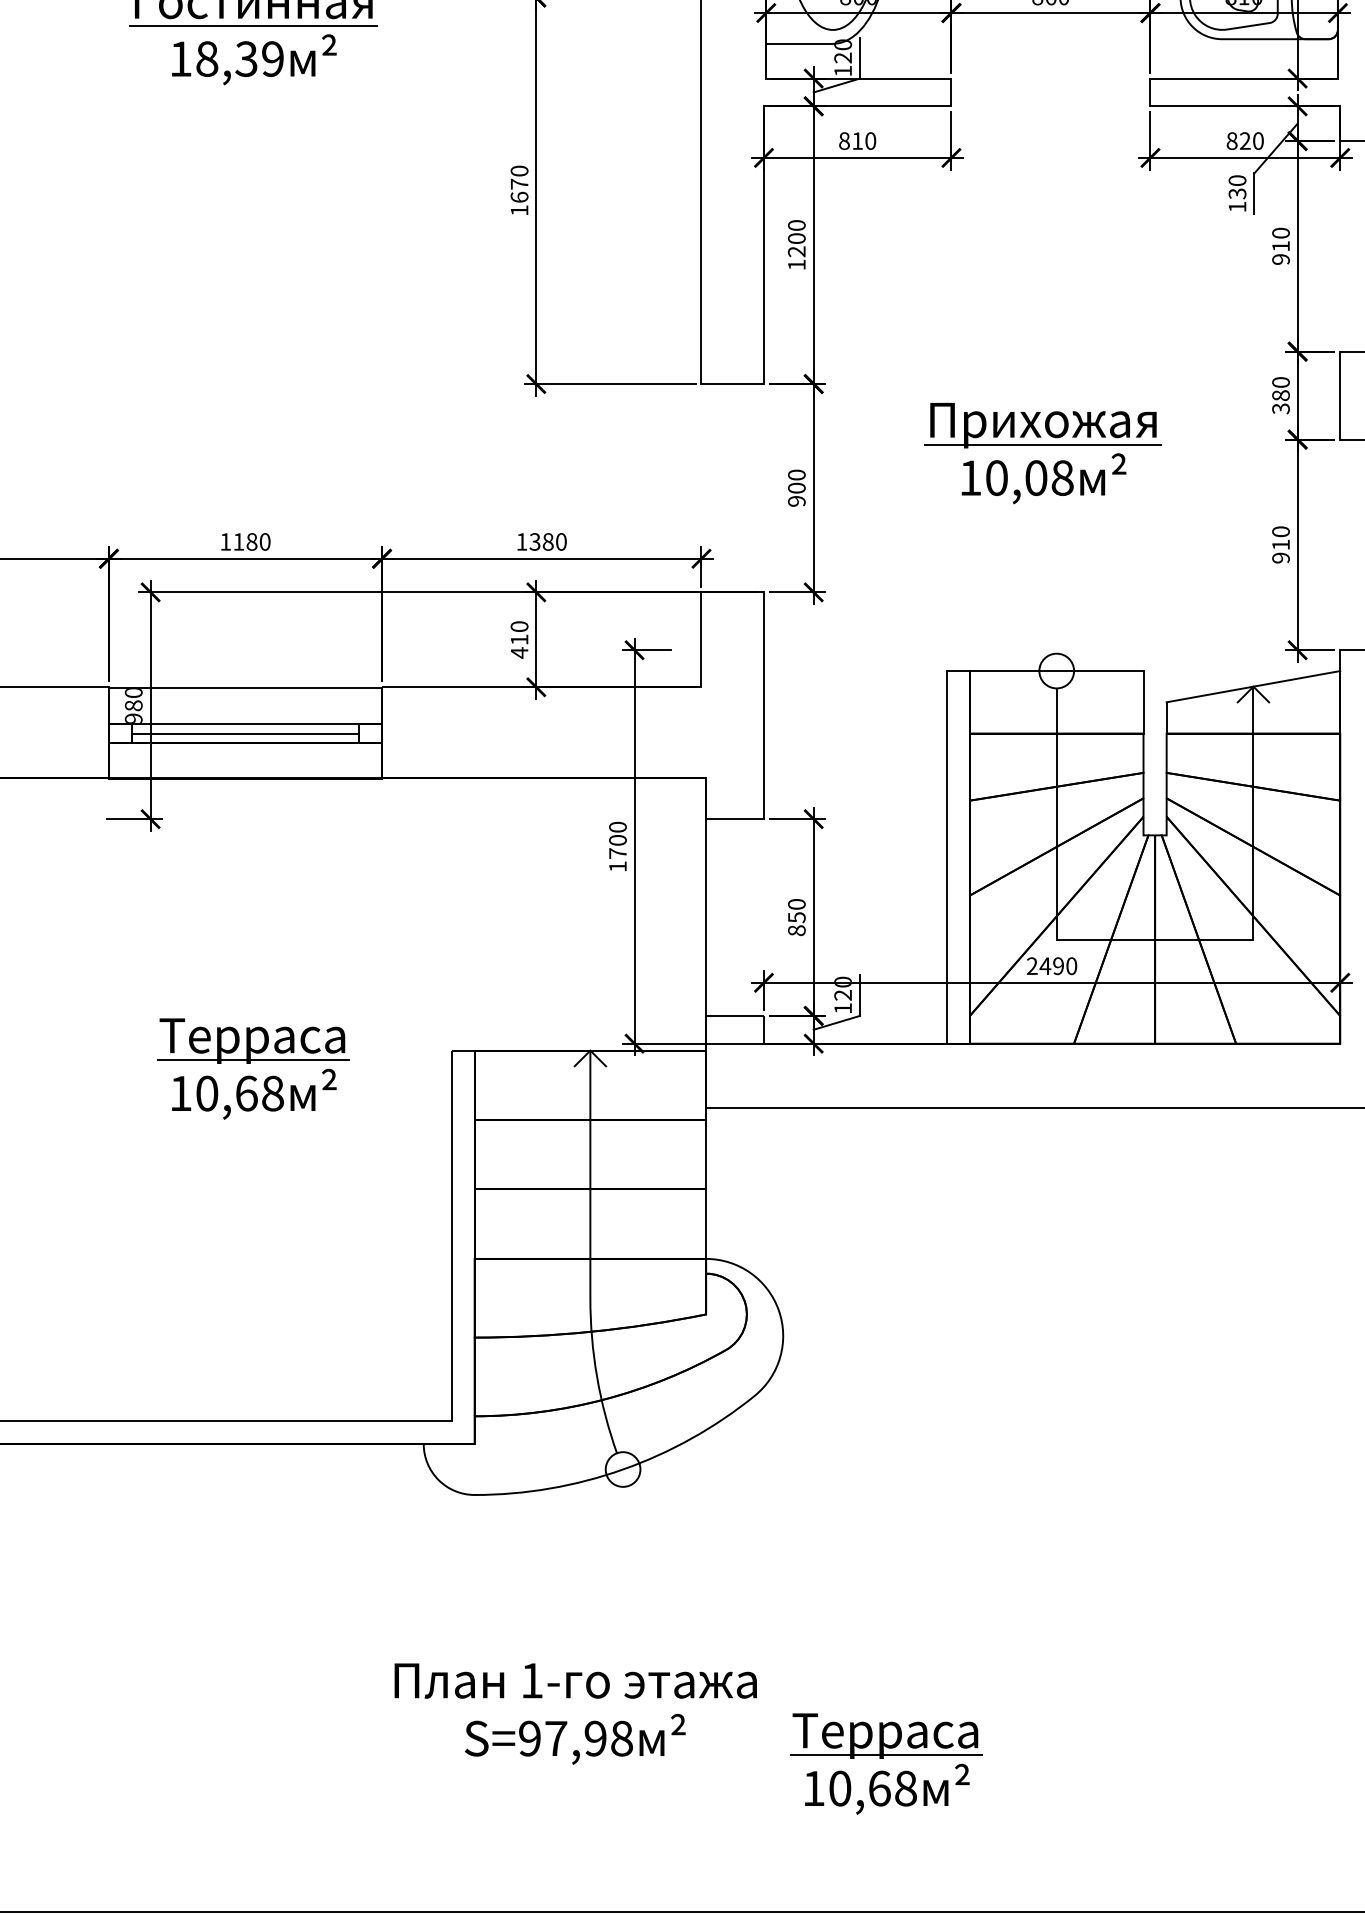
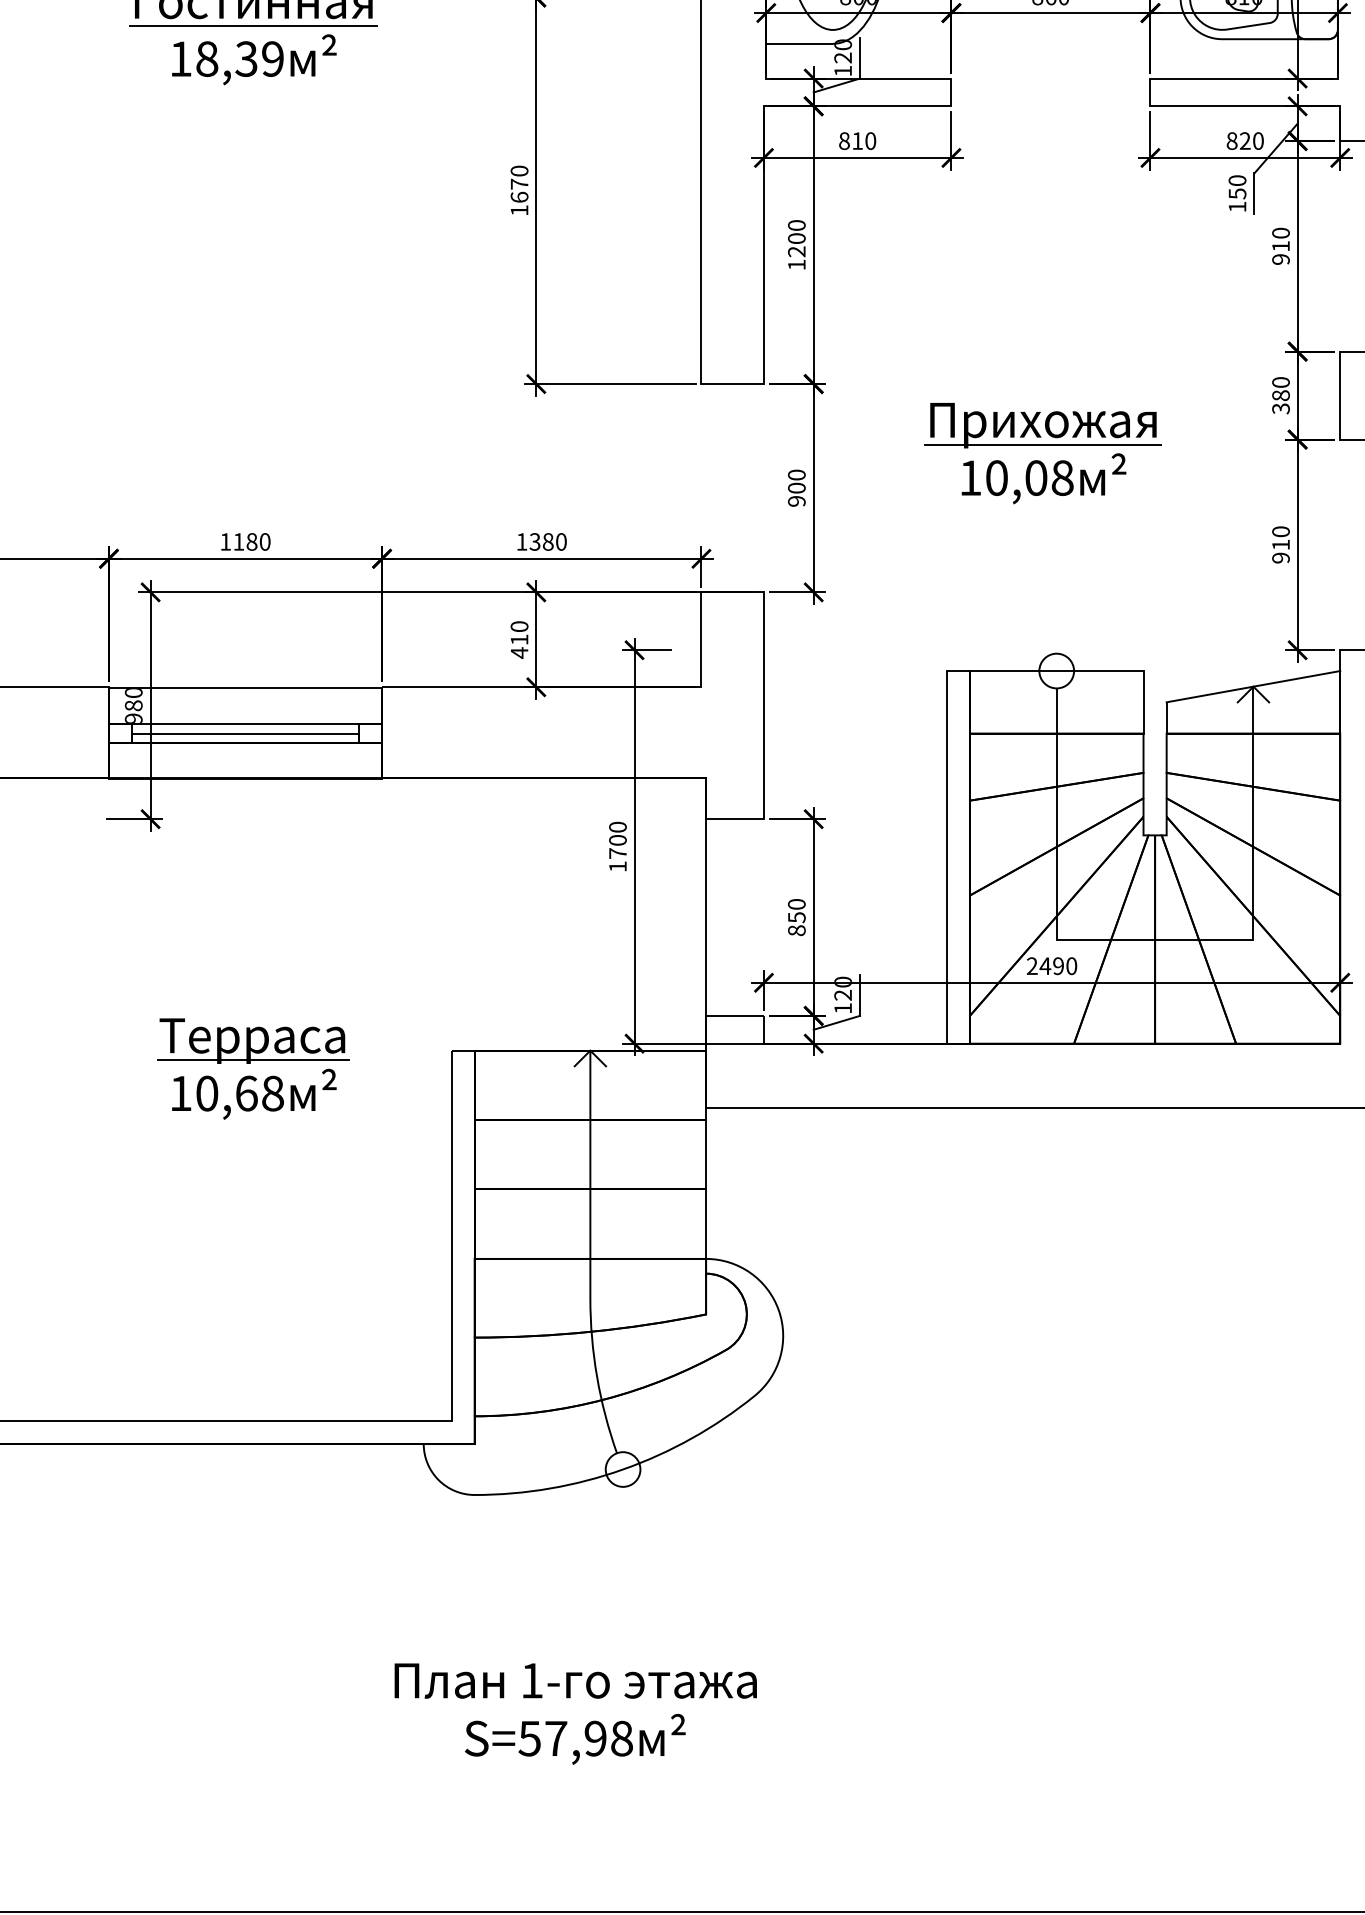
text: 130 -> 150 (1236, 193)
text: S=97 -> S=57 (529, 1738)
part: present -> none (886, 1763)
